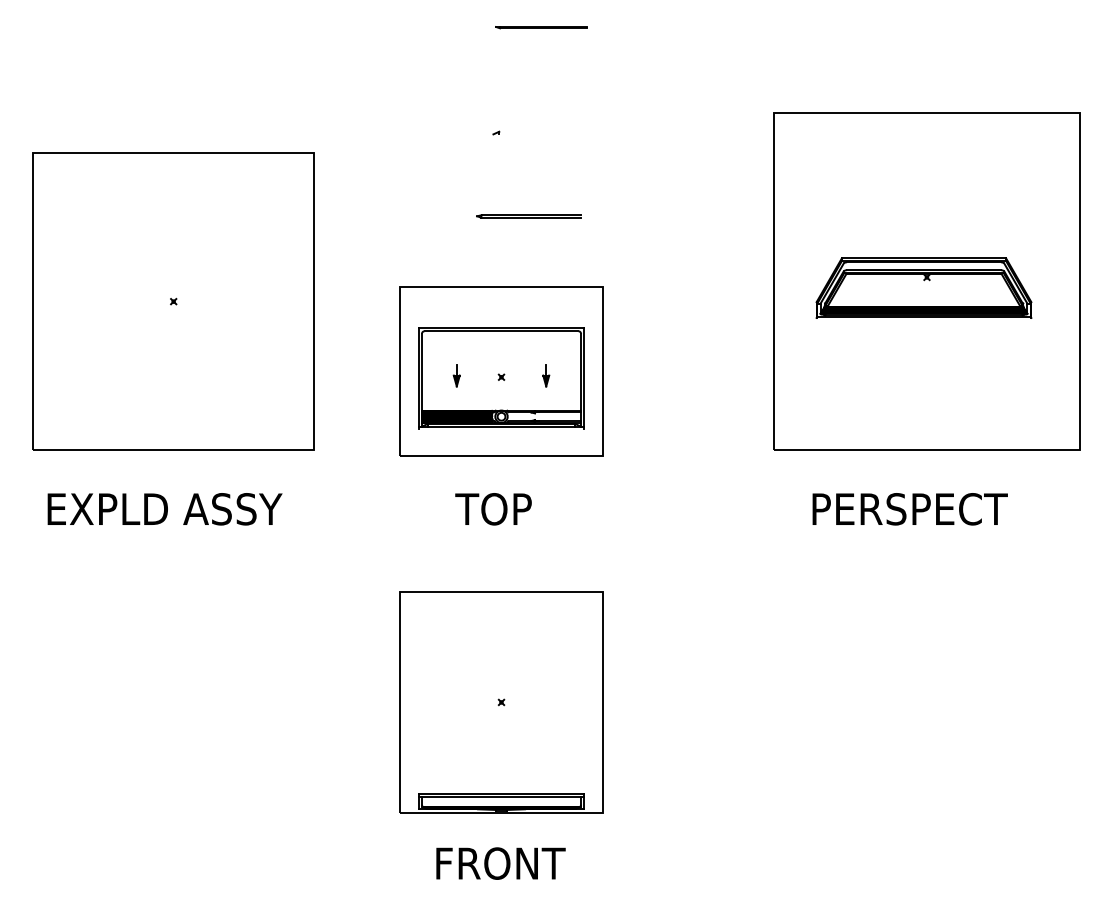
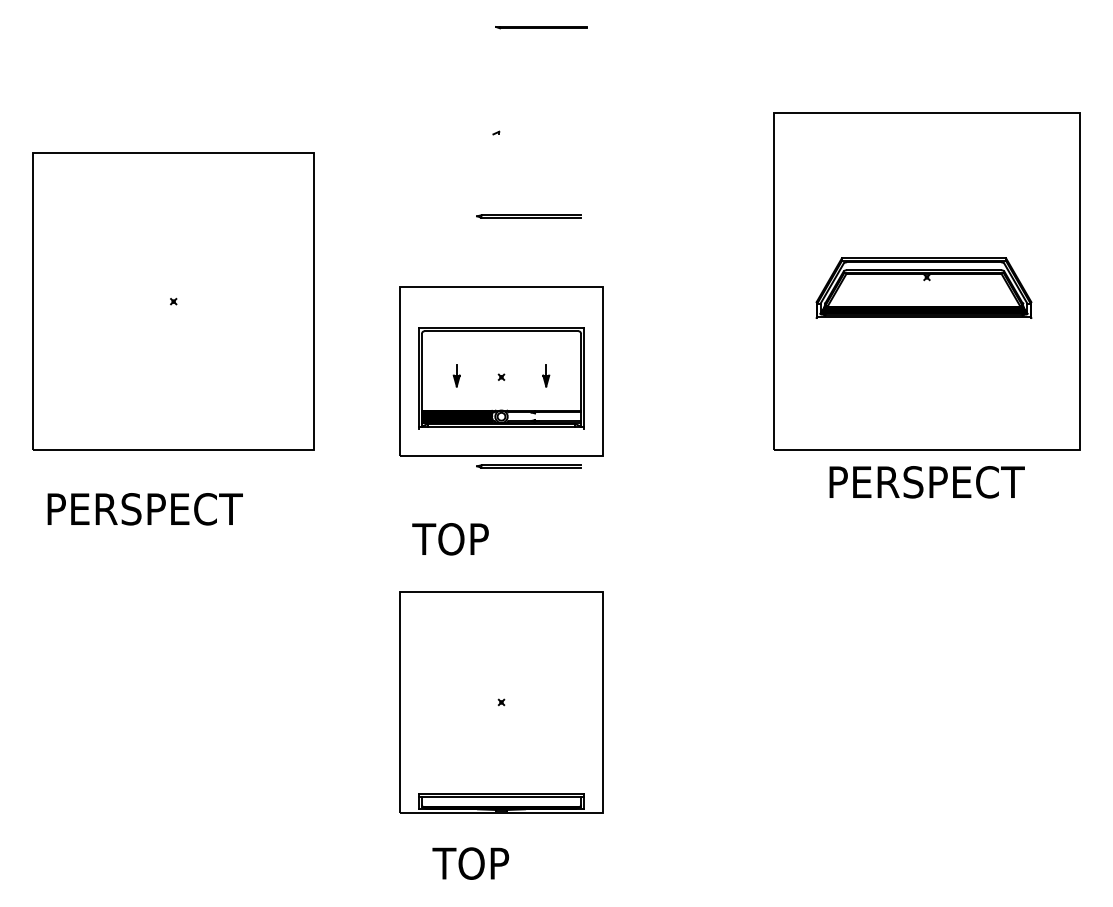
line: none -> present (528, 465)
text: EXPLD ASSY -> PERSPECT (166, 509)
text position: (493, 509) -> (450, 539) (450, 539)
text position: (909, 509) -> (926, 482) (926, 482)
text: FRONT -> TOP (498, 863)
